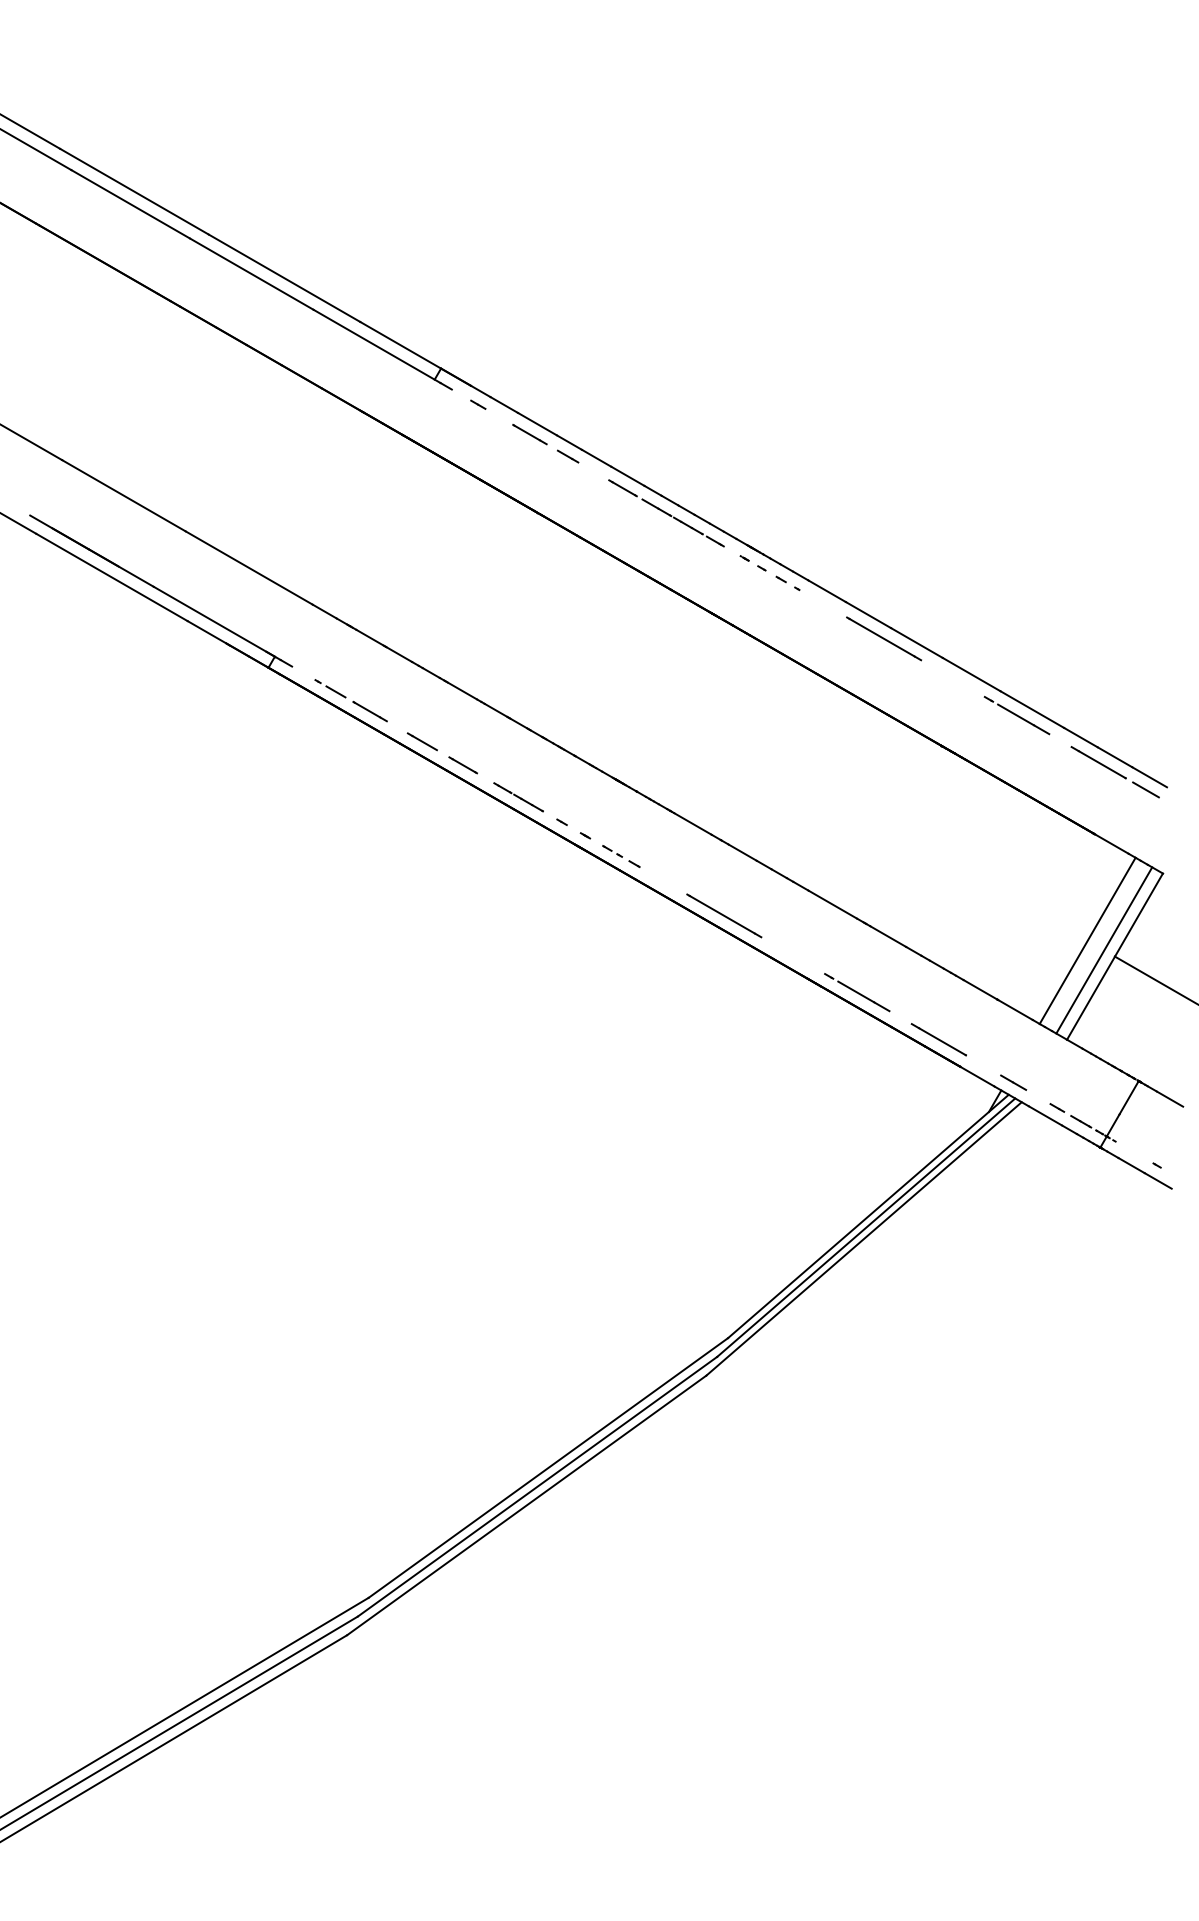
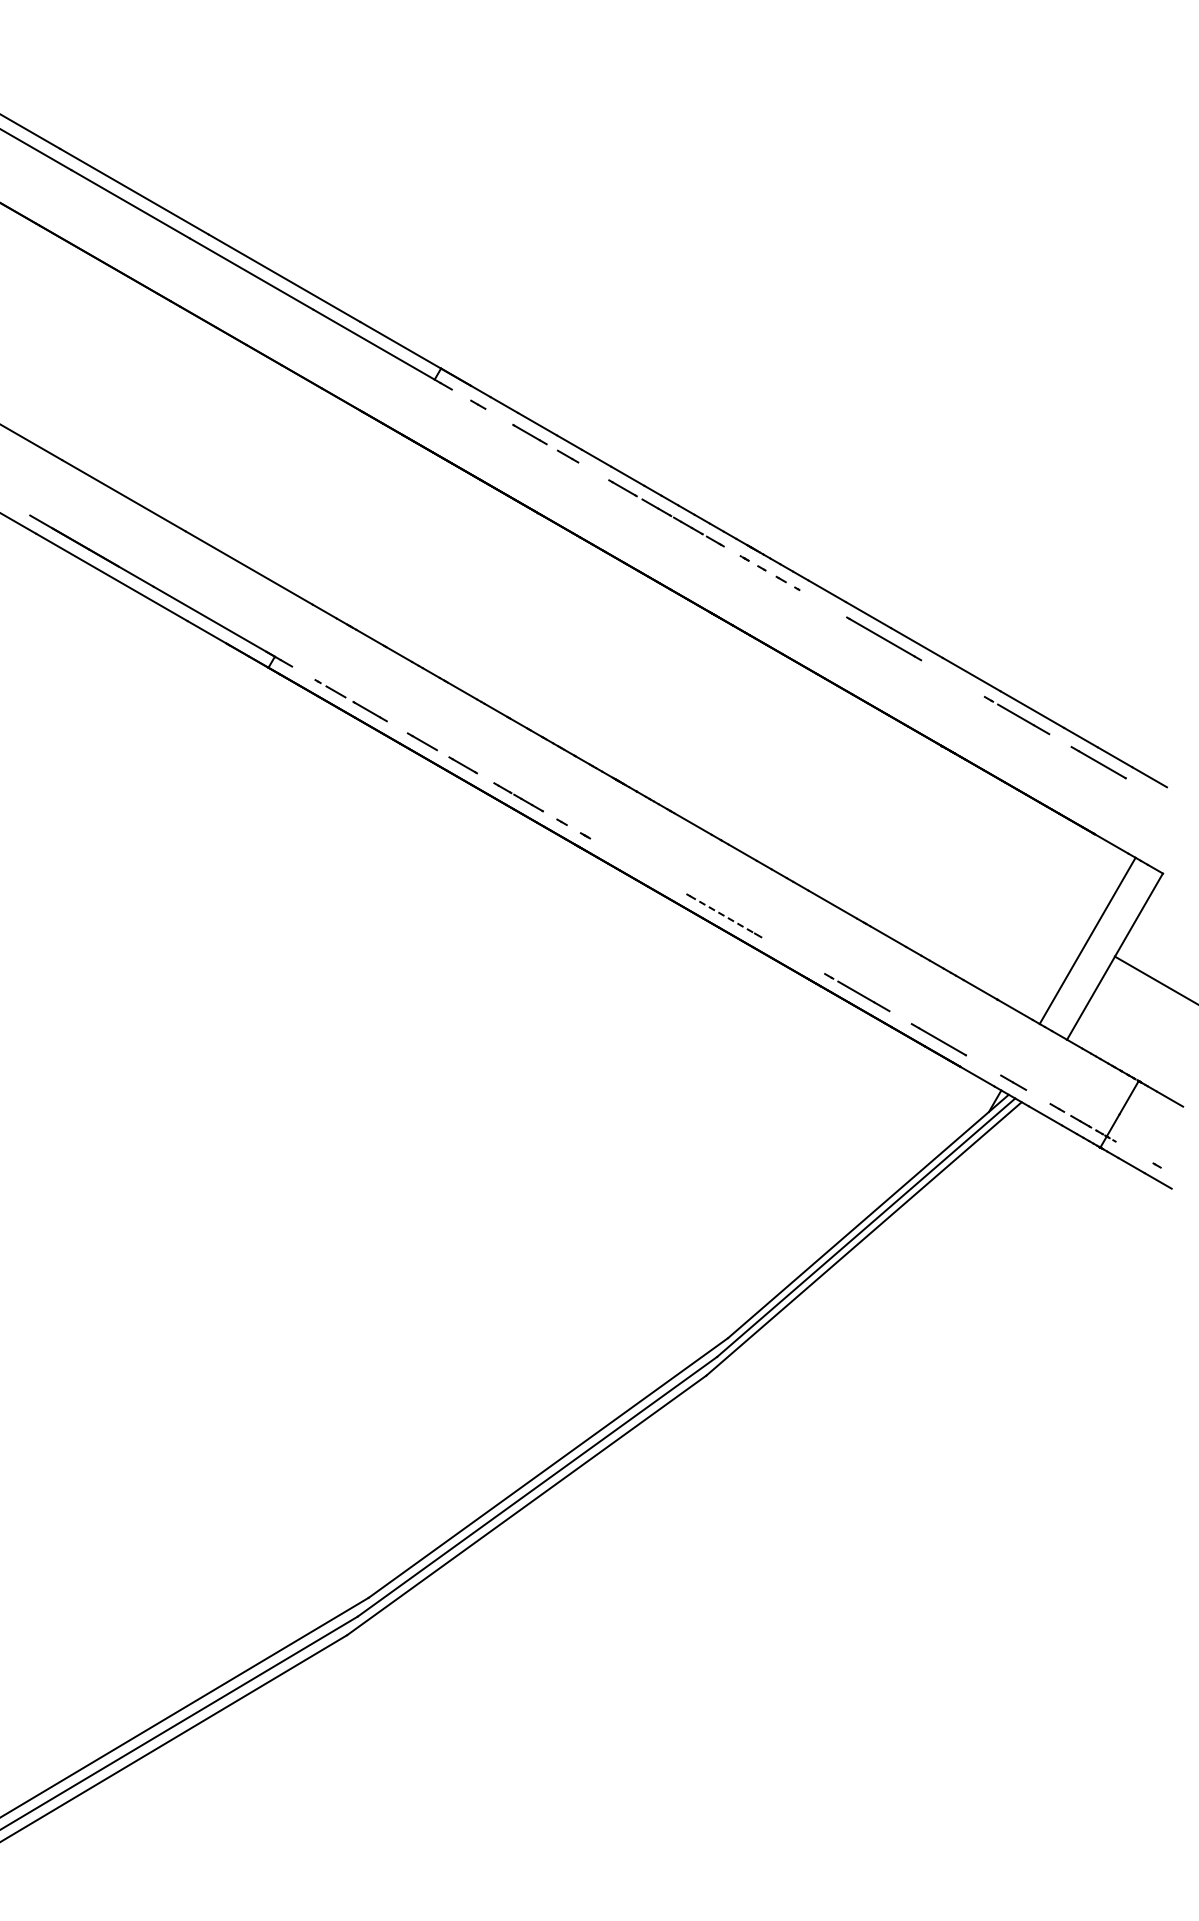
line: present -> none (1145, 789)
part: present -> none (621, 856)
line: solid -> dashed (722, 914)
line: present -> none (1104, 950)
